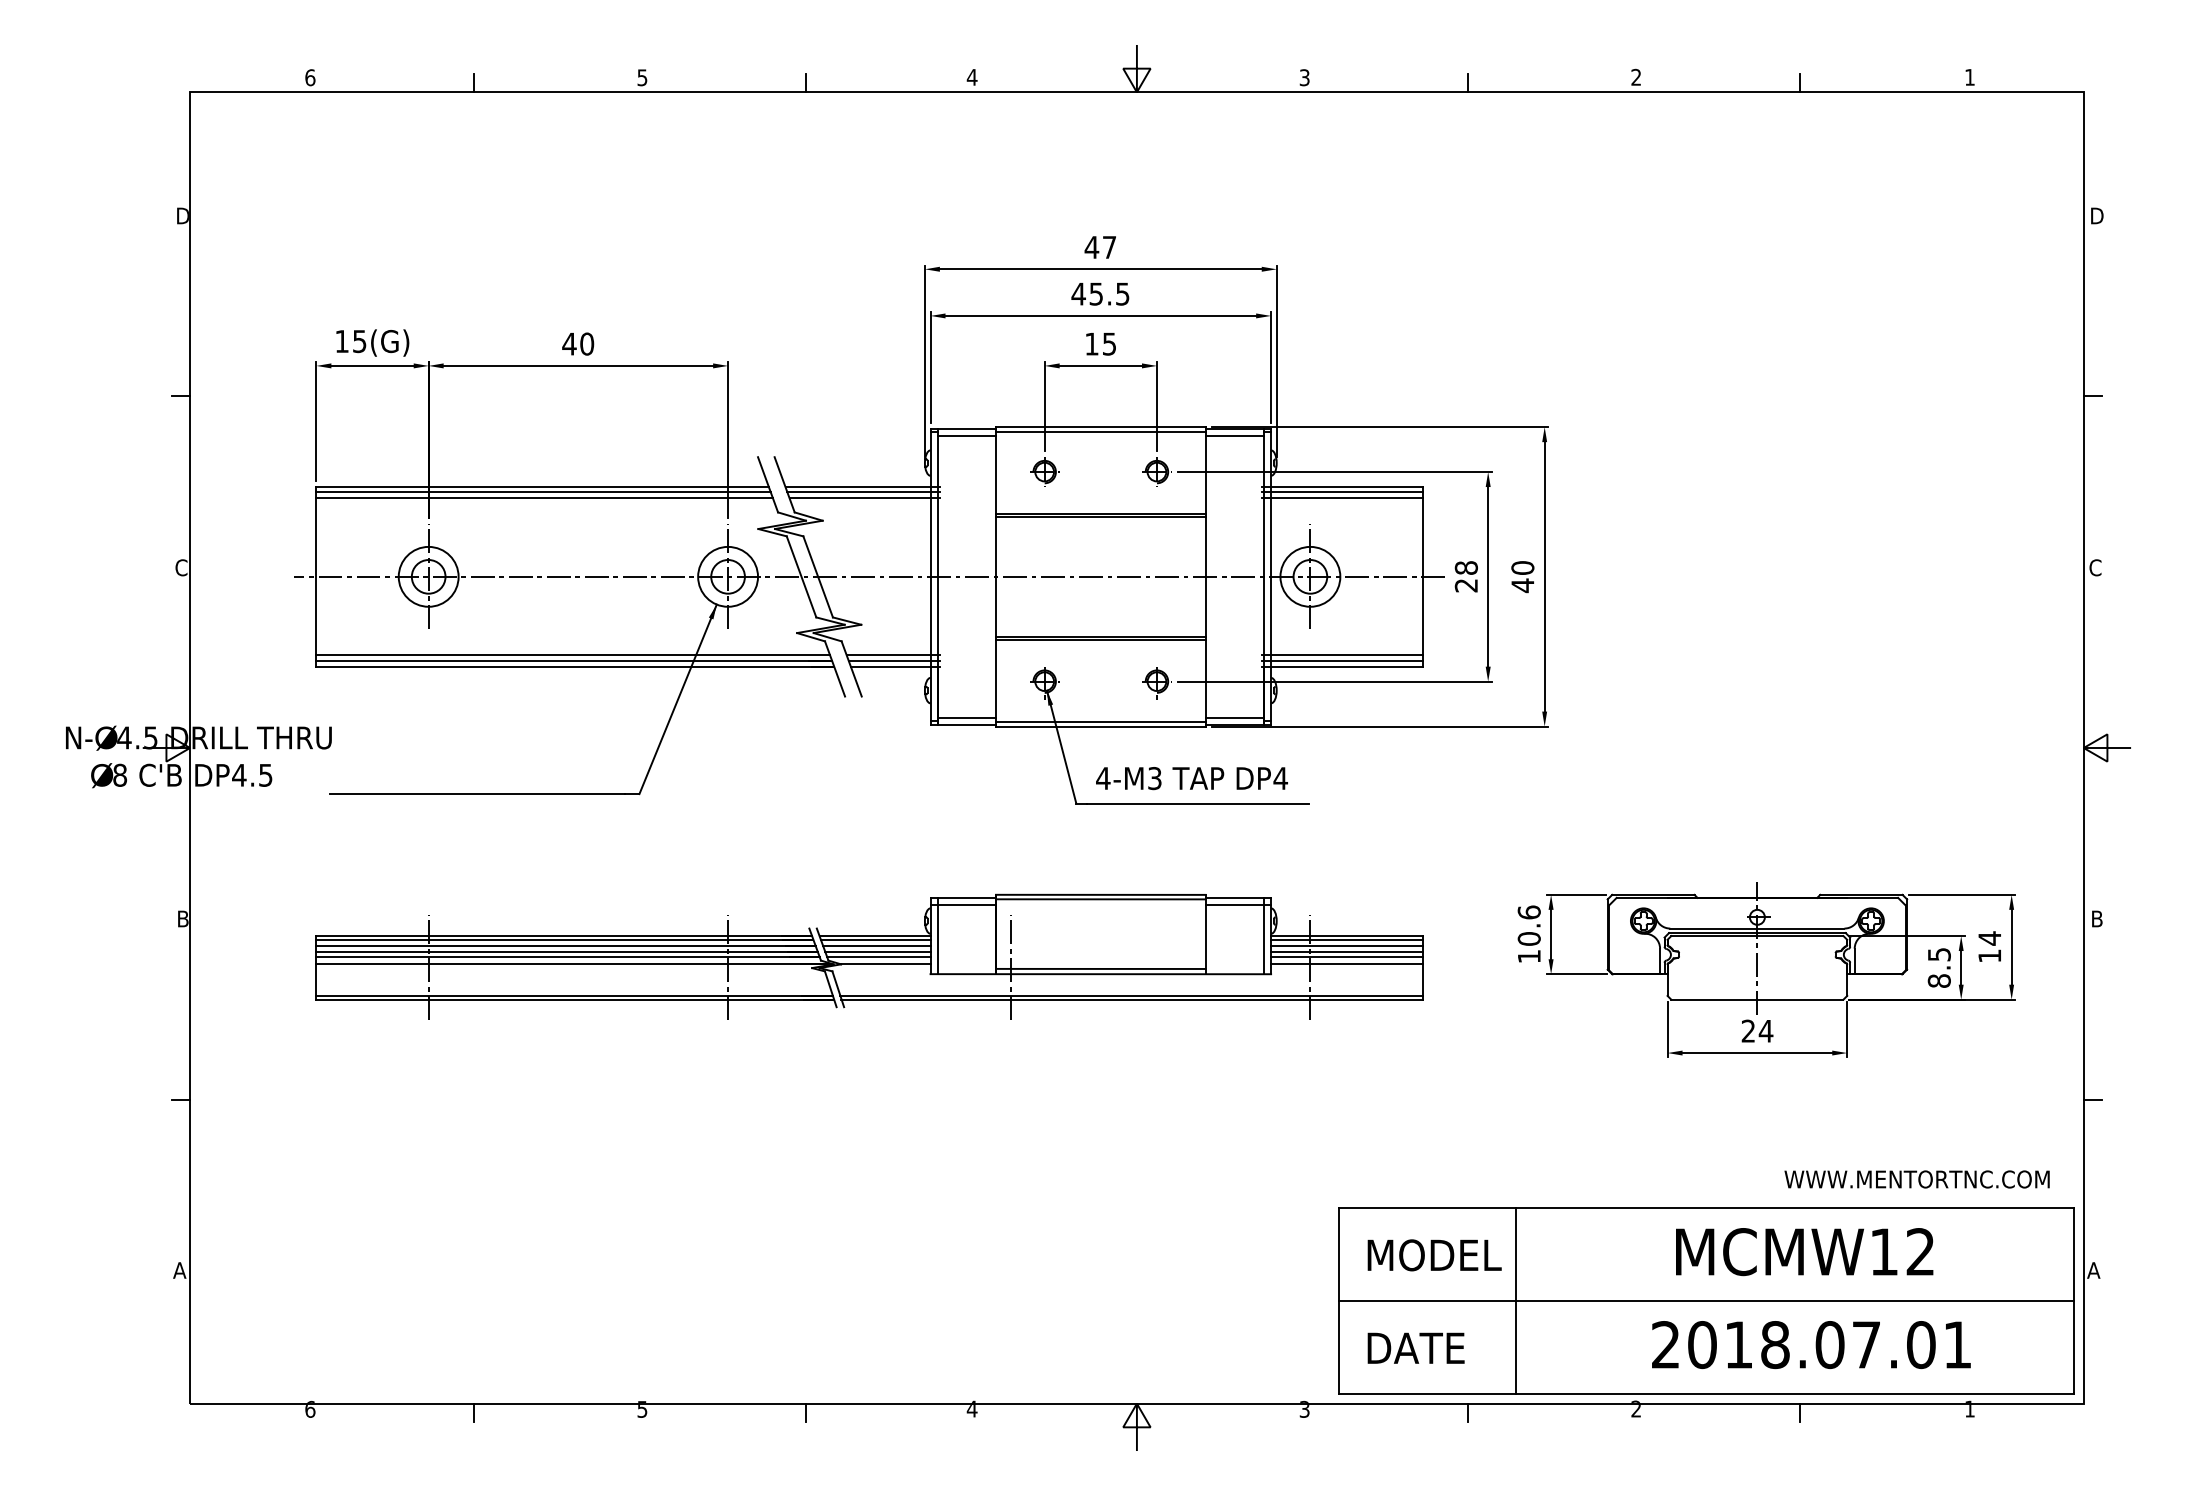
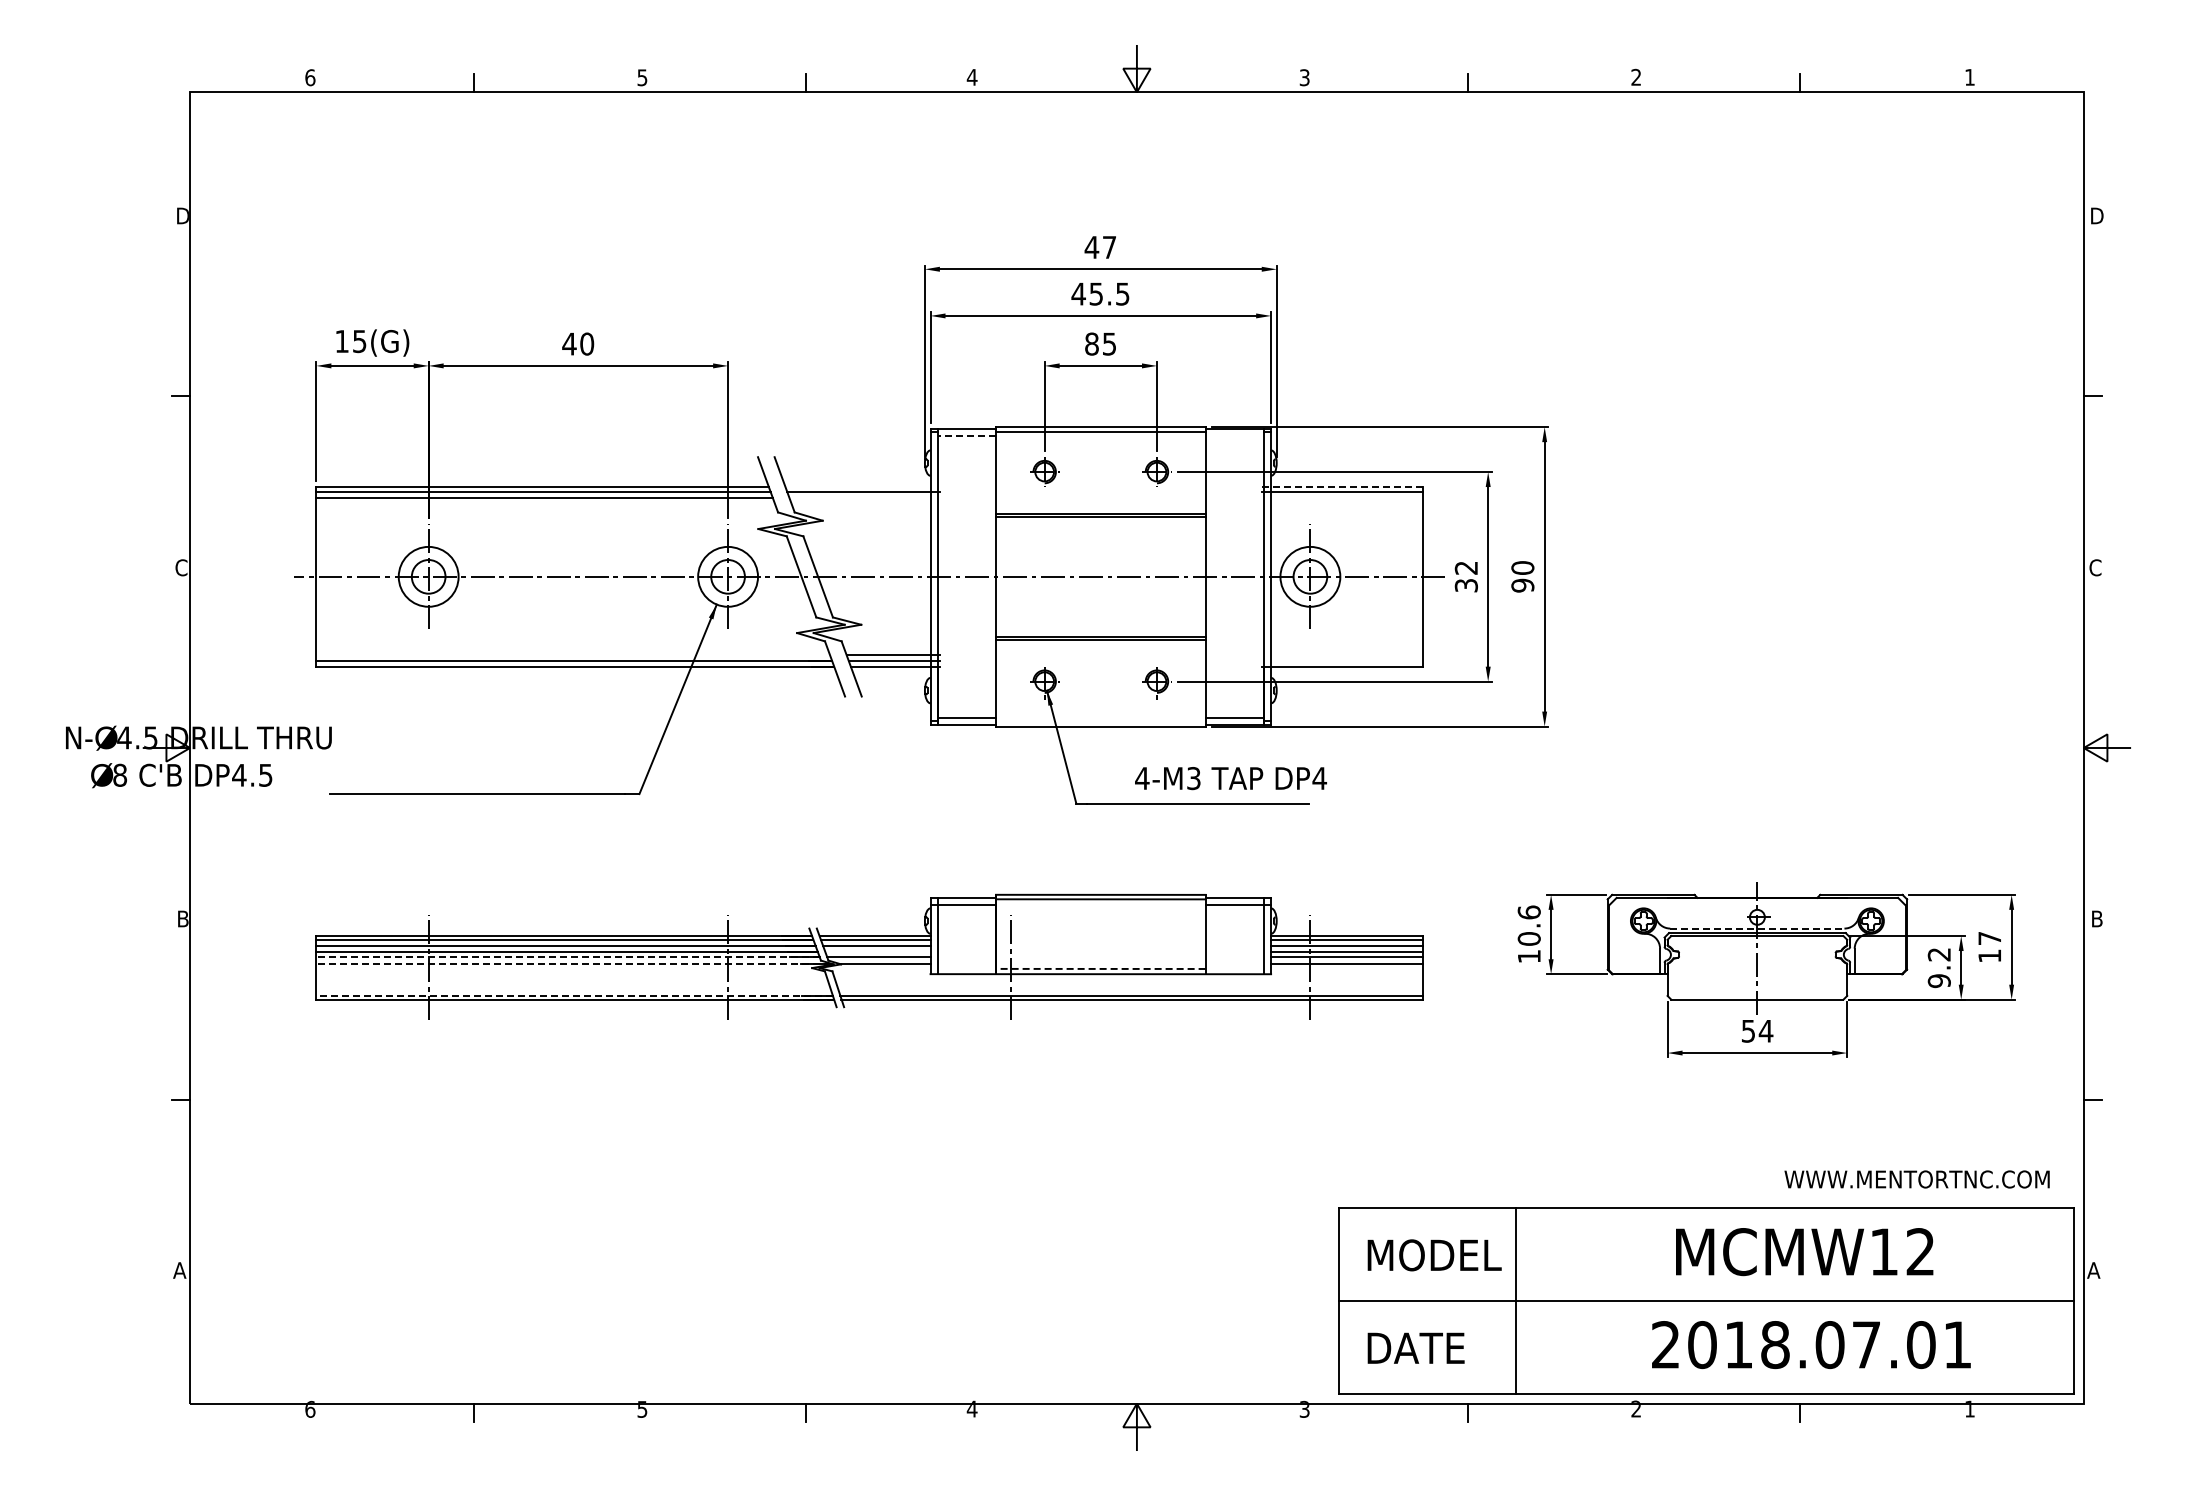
text: 15 -> 85 (1091, 343)
line: solid -> dashed (966, 436)
line: present -> none (1234, 436)
line: present -> none (862, 487)
line: solid -> dashed (1342, 487)
line: present -> none (864, 498)
line: present -> none (1341, 498)
text: 28 -> 32 (1465, 576)
text: 40 -> 90 (1522, 585)
line: present -> none (573, 655)
line: present -> none (1341, 655)
line: present -> none (1341, 661)
line: present -> none (1100, 722)
text position: (1191, 778) -> (1230, 778) (1230, 778)
line: solid -> dashed (1757, 928)
text: 14 -> 17 (1989, 938)
line: present -> none (877, 952)
line: solid -> dashed (568, 957)
line: solid -> dashed (573, 963)
line: solid -> dashed (1100, 968)
text: 8.5 -> 9.2 (1938, 968)
line: solid -> dashed (573, 995)
text: 24 -> 54 (1747, 1030)
